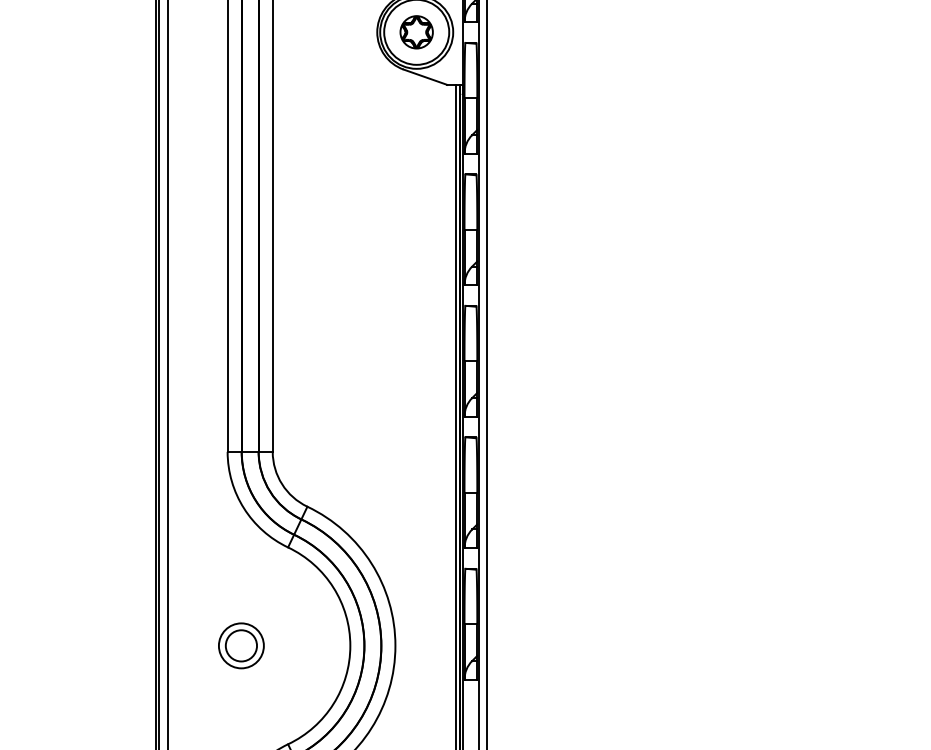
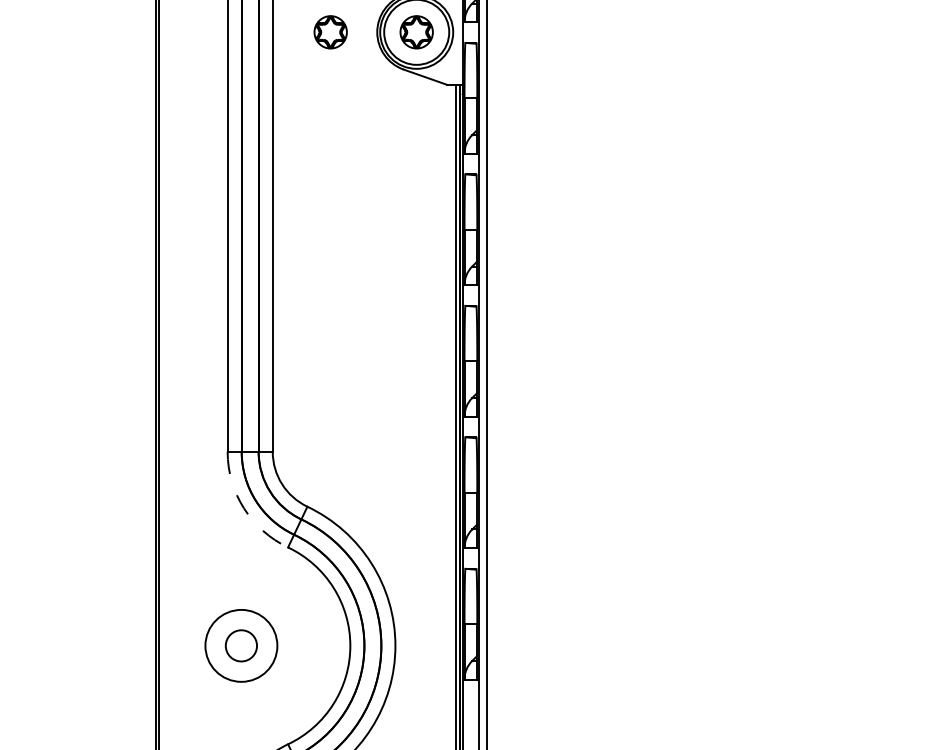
part: none -> present (330, 32)
line: present -> none (168, 374)
arc: solid -> dashed (244, 508)
circle diameter: 45 px -> 72 px (241, 645)
